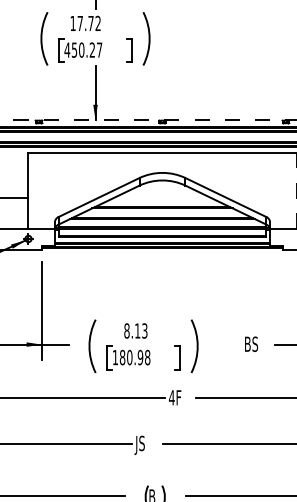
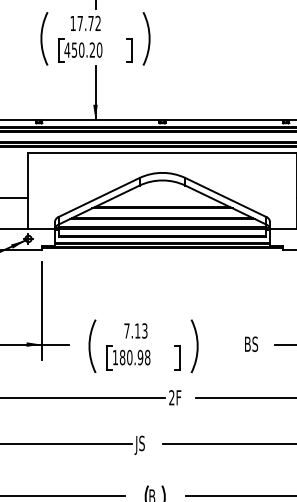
text: 450.27 -> 450.20 (99, 49)
line: dashed -> solid (148, 119)
line: dashed -> solid (296, 190)
text: 8.13 -> 7.13 (126, 330)
text: 4F -> 2F (171, 397)
